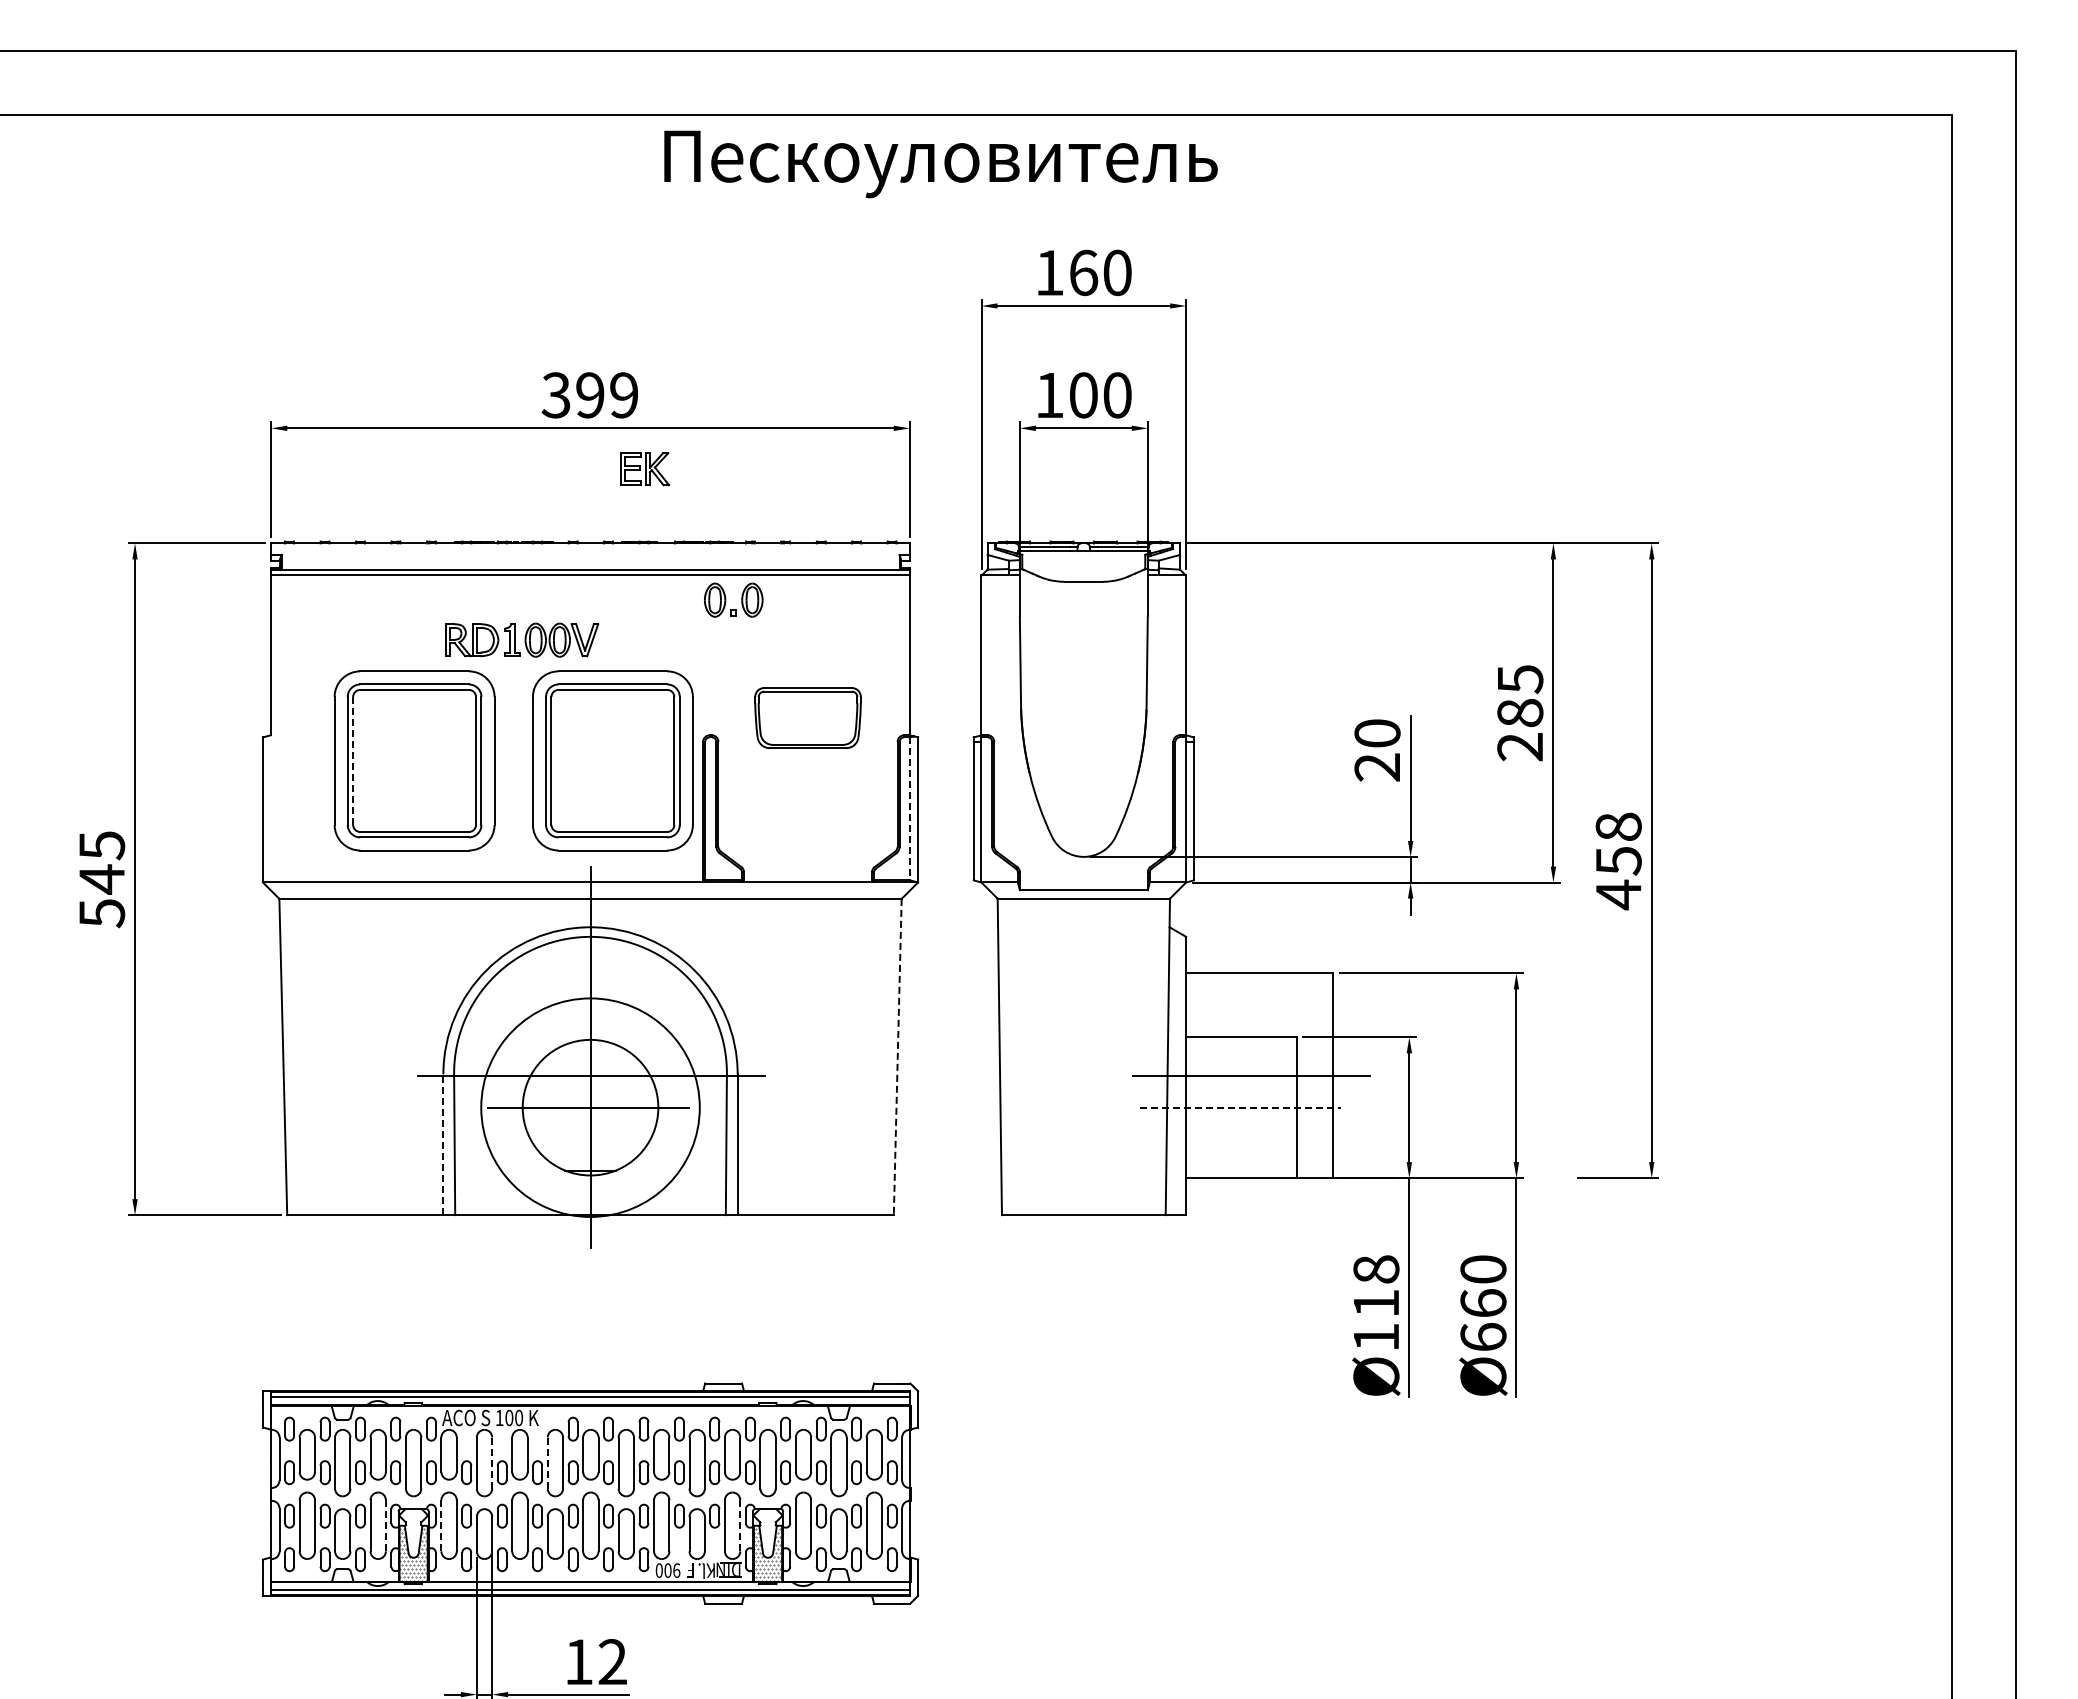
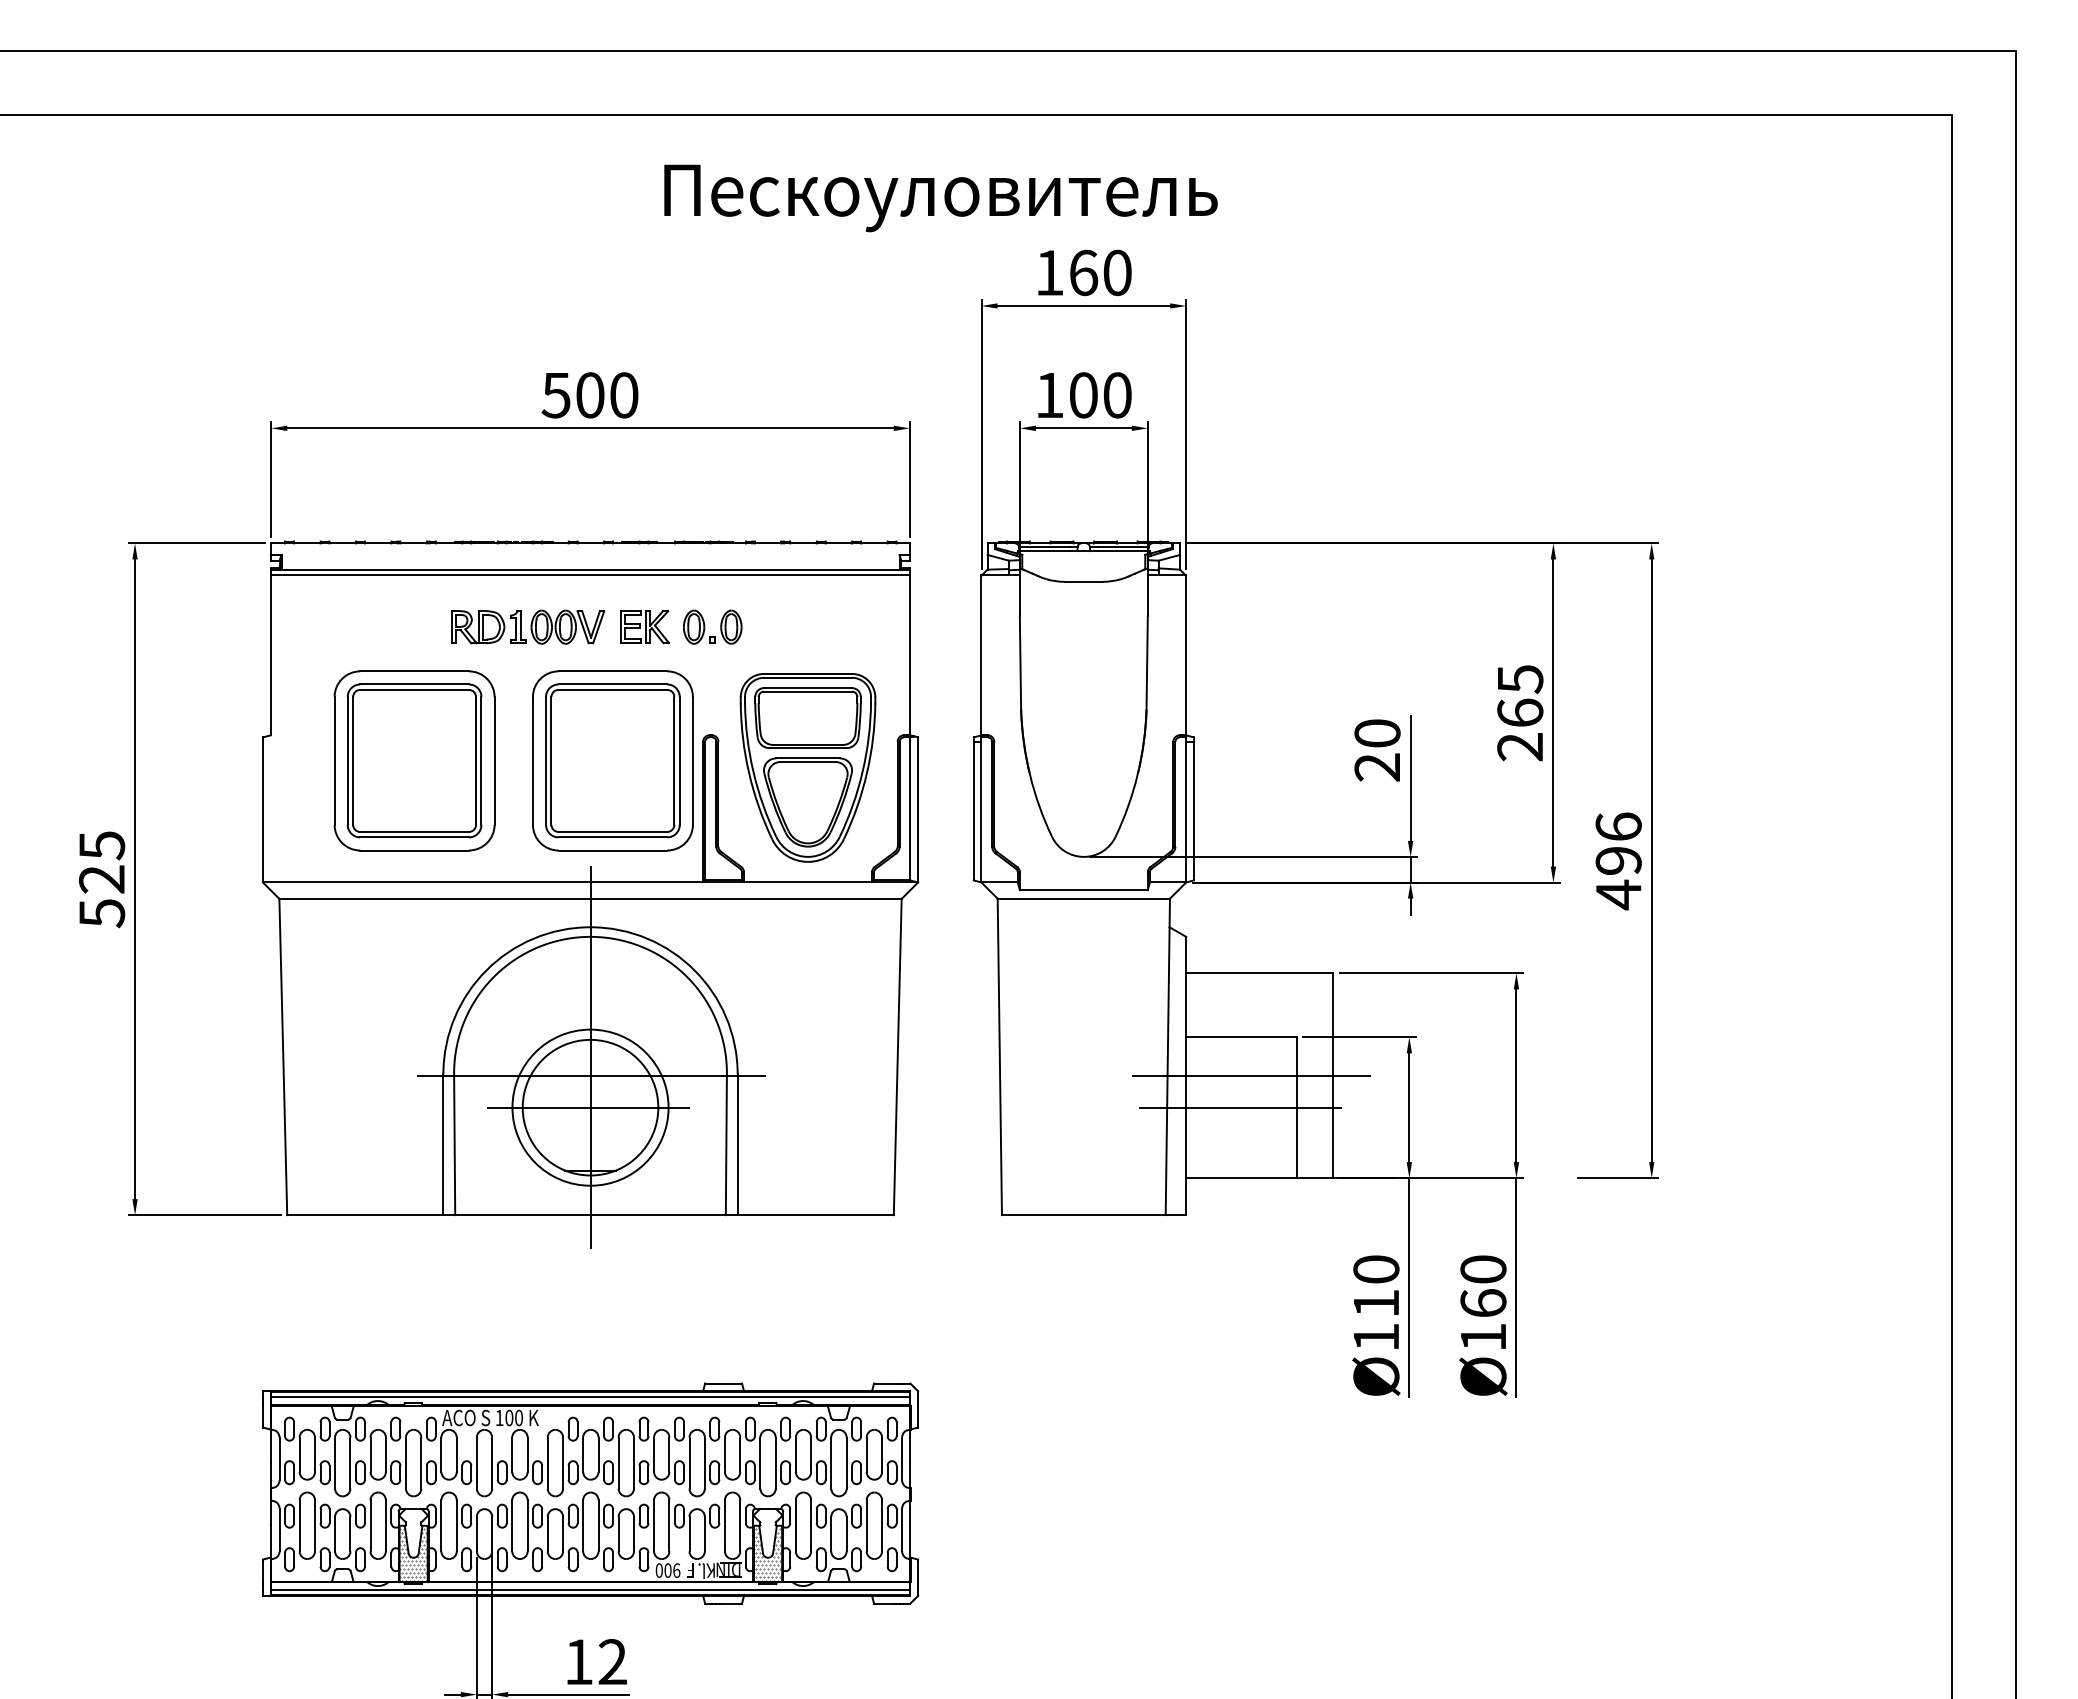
text position: (940, 164) -> (940, 198) (940, 198)
text: 399 -> 500 (589, 395)
part position: (645, 469) -> (645, 627) (645, 627)
part position: (726, 599) -> (705, 626) (705, 626)
part position: (522, 639) -> (528, 626) (528, 626)
text: 285 -> 265 (1520, 712)
line: dashed -> solid (353, 760)
part: none -> present (807, 767)
line: dashed -> solid (910, 808)
text: 458 -> 496 (1618, 843)
text: 545 -> 525 (101, 879)
line: dashed -> solid (897, 1057)
circle diameter: 219 px -> 156 px (590, 1107)
line: dashed -> solid (1241, 1107)
line: dashed -> solid (443, 1144)
text: Ø118 -> Ø110 (1376, 1269)
text: Ø660 -> Ø160 (1483, 1336)
line: dashed -> solid (492, 1463)
line: dashed -> solid (547, 1463)
line: dashed -> solid (385, 1525)
line: dashed -> solid (441, 1525)
line: dashed -> solid (740, 1525)
